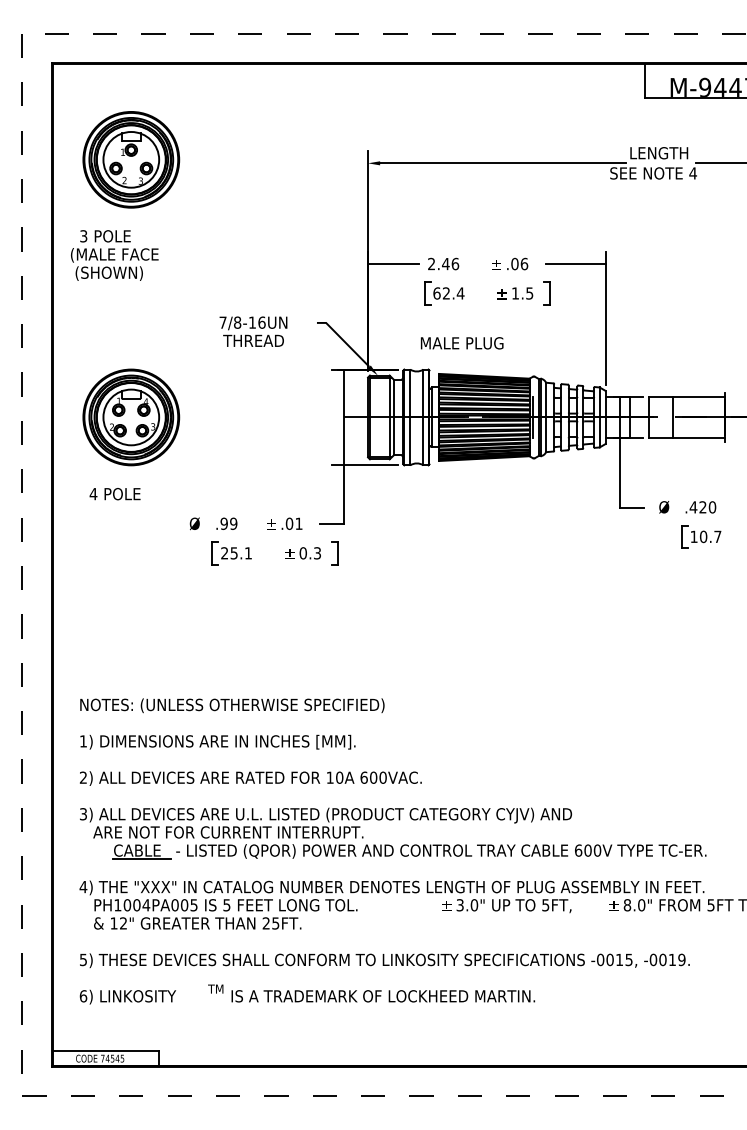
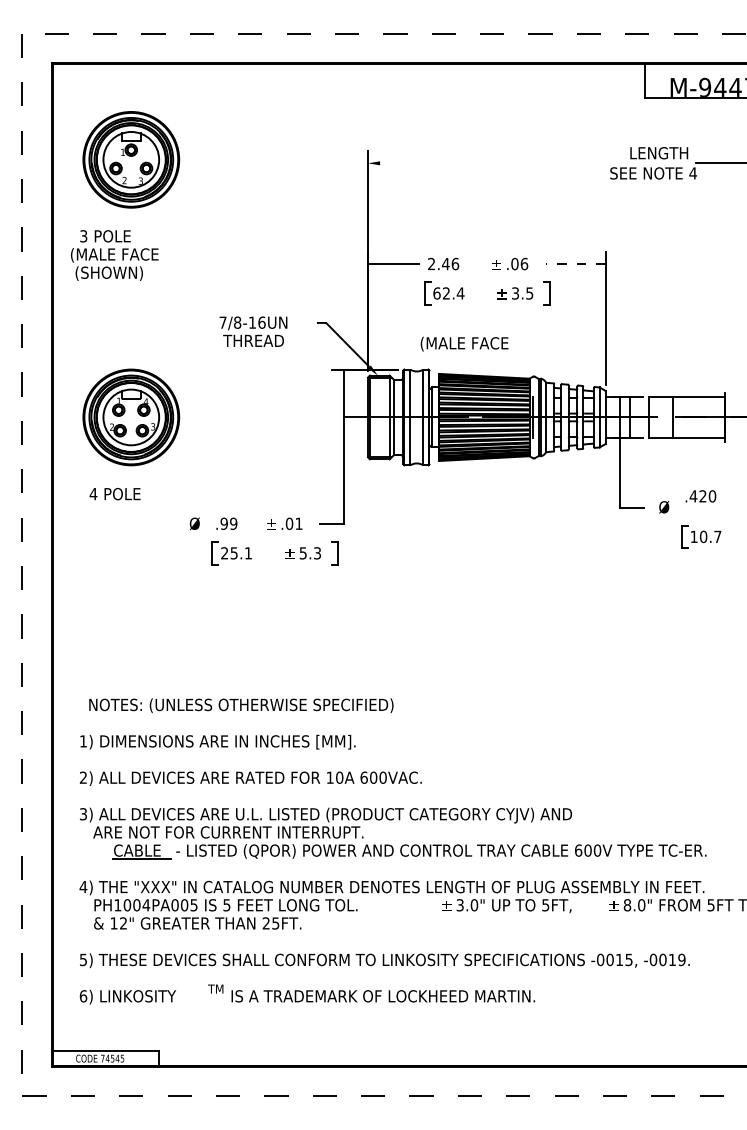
line: present -> none (502, 163)
line: solid -> dashed (575, 264)
text: 1.5 -> 3.5 (515, 293)
text: MALE PLUG -> (MALE FACE (464, 343)
line: present -> none (365, 465)
text position: (700, 507) -> (700, 496) (700, 496)
text: 0.3 -> 5.3 (302, 553)
text position: (232, 705) -> (241, 705) (241, 705)
